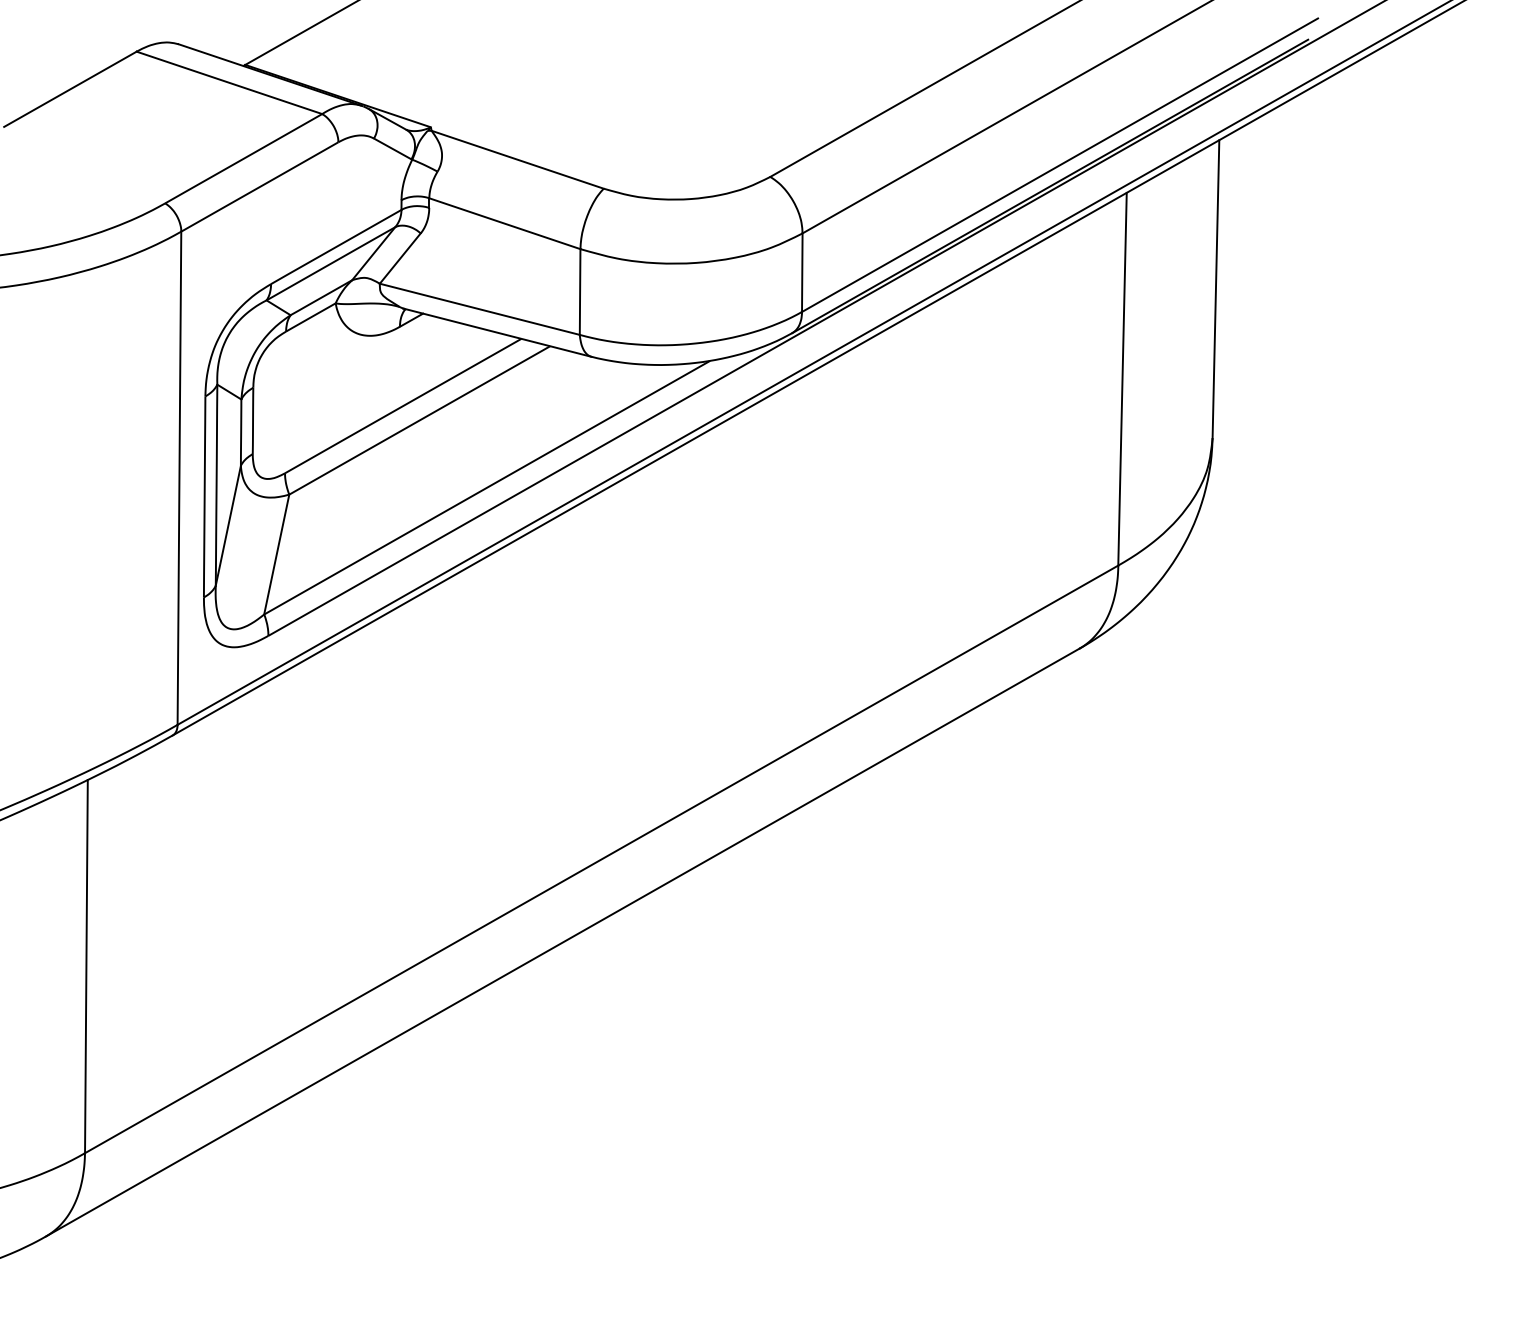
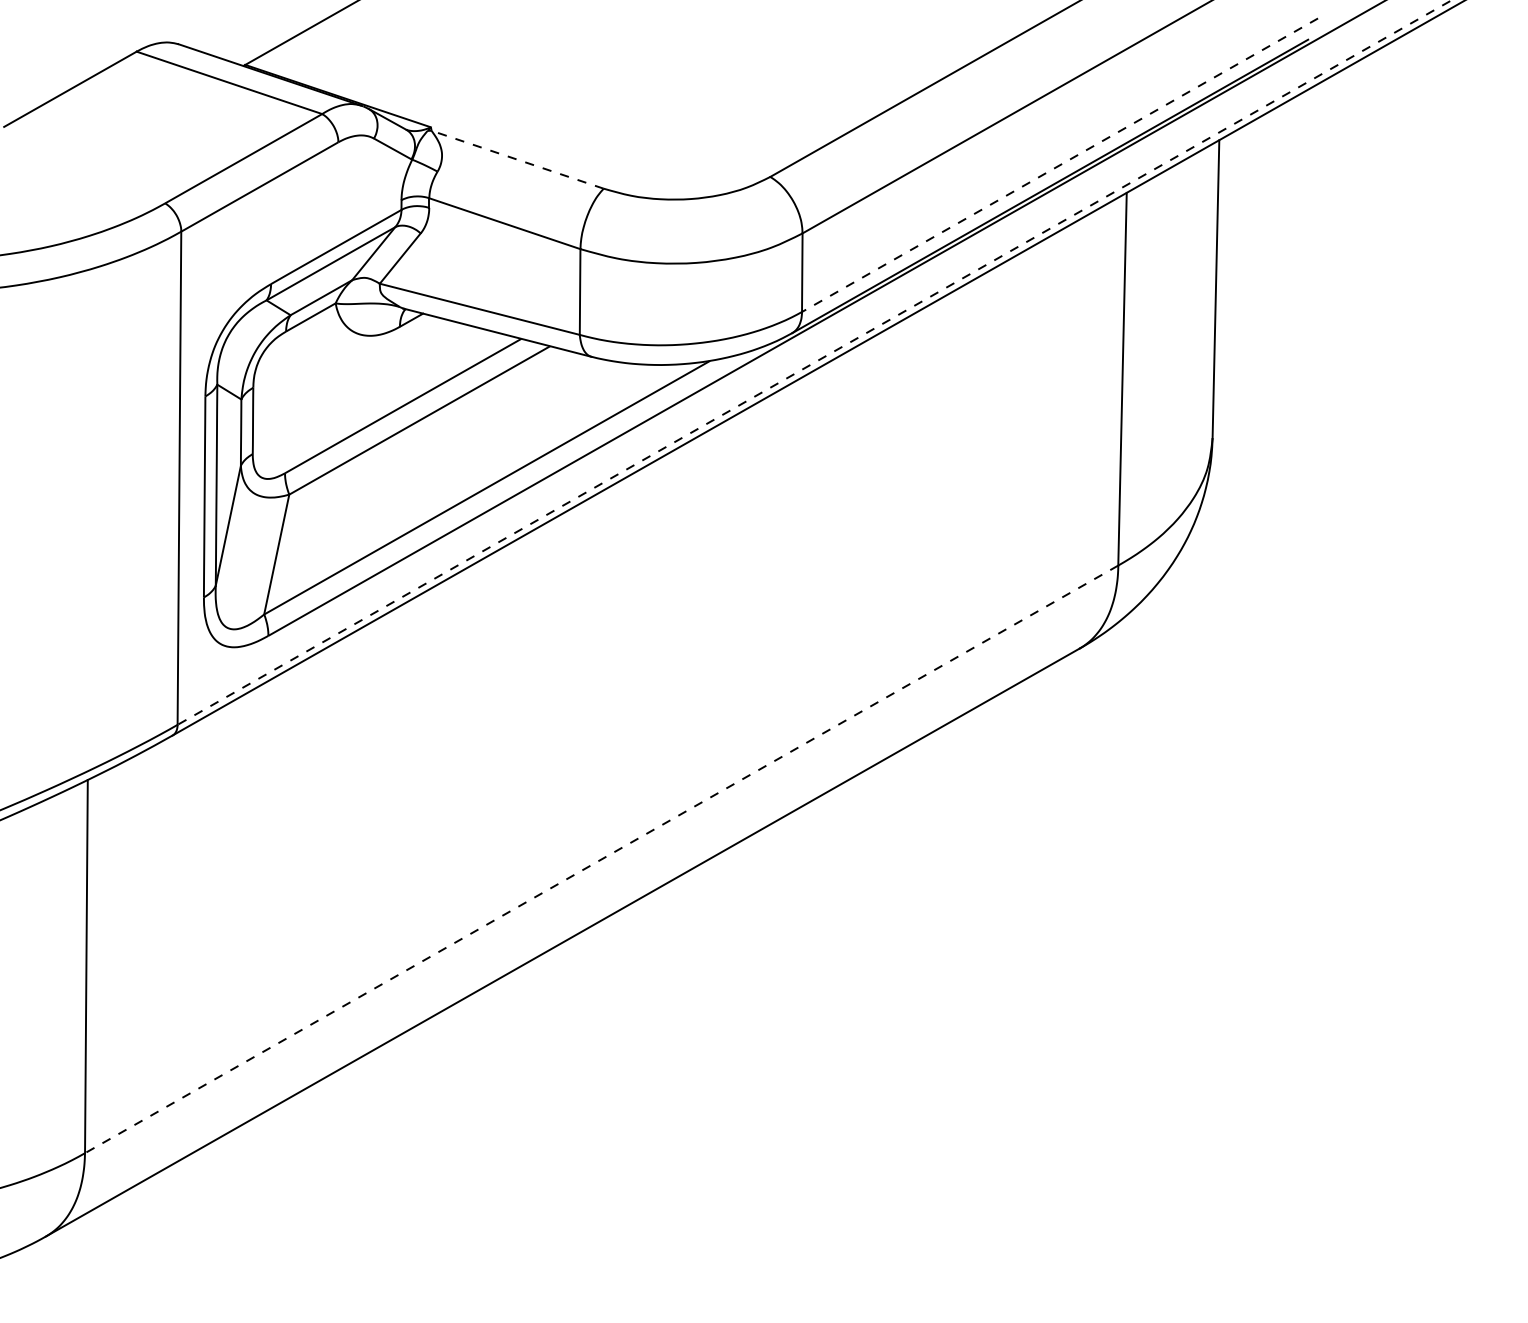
line: solid -> dashed (517, 159)
line: solid -> dashed (1060, 165)
line: solid -> dashed (814, 362)
line: solid -> dashed (601, 859)
